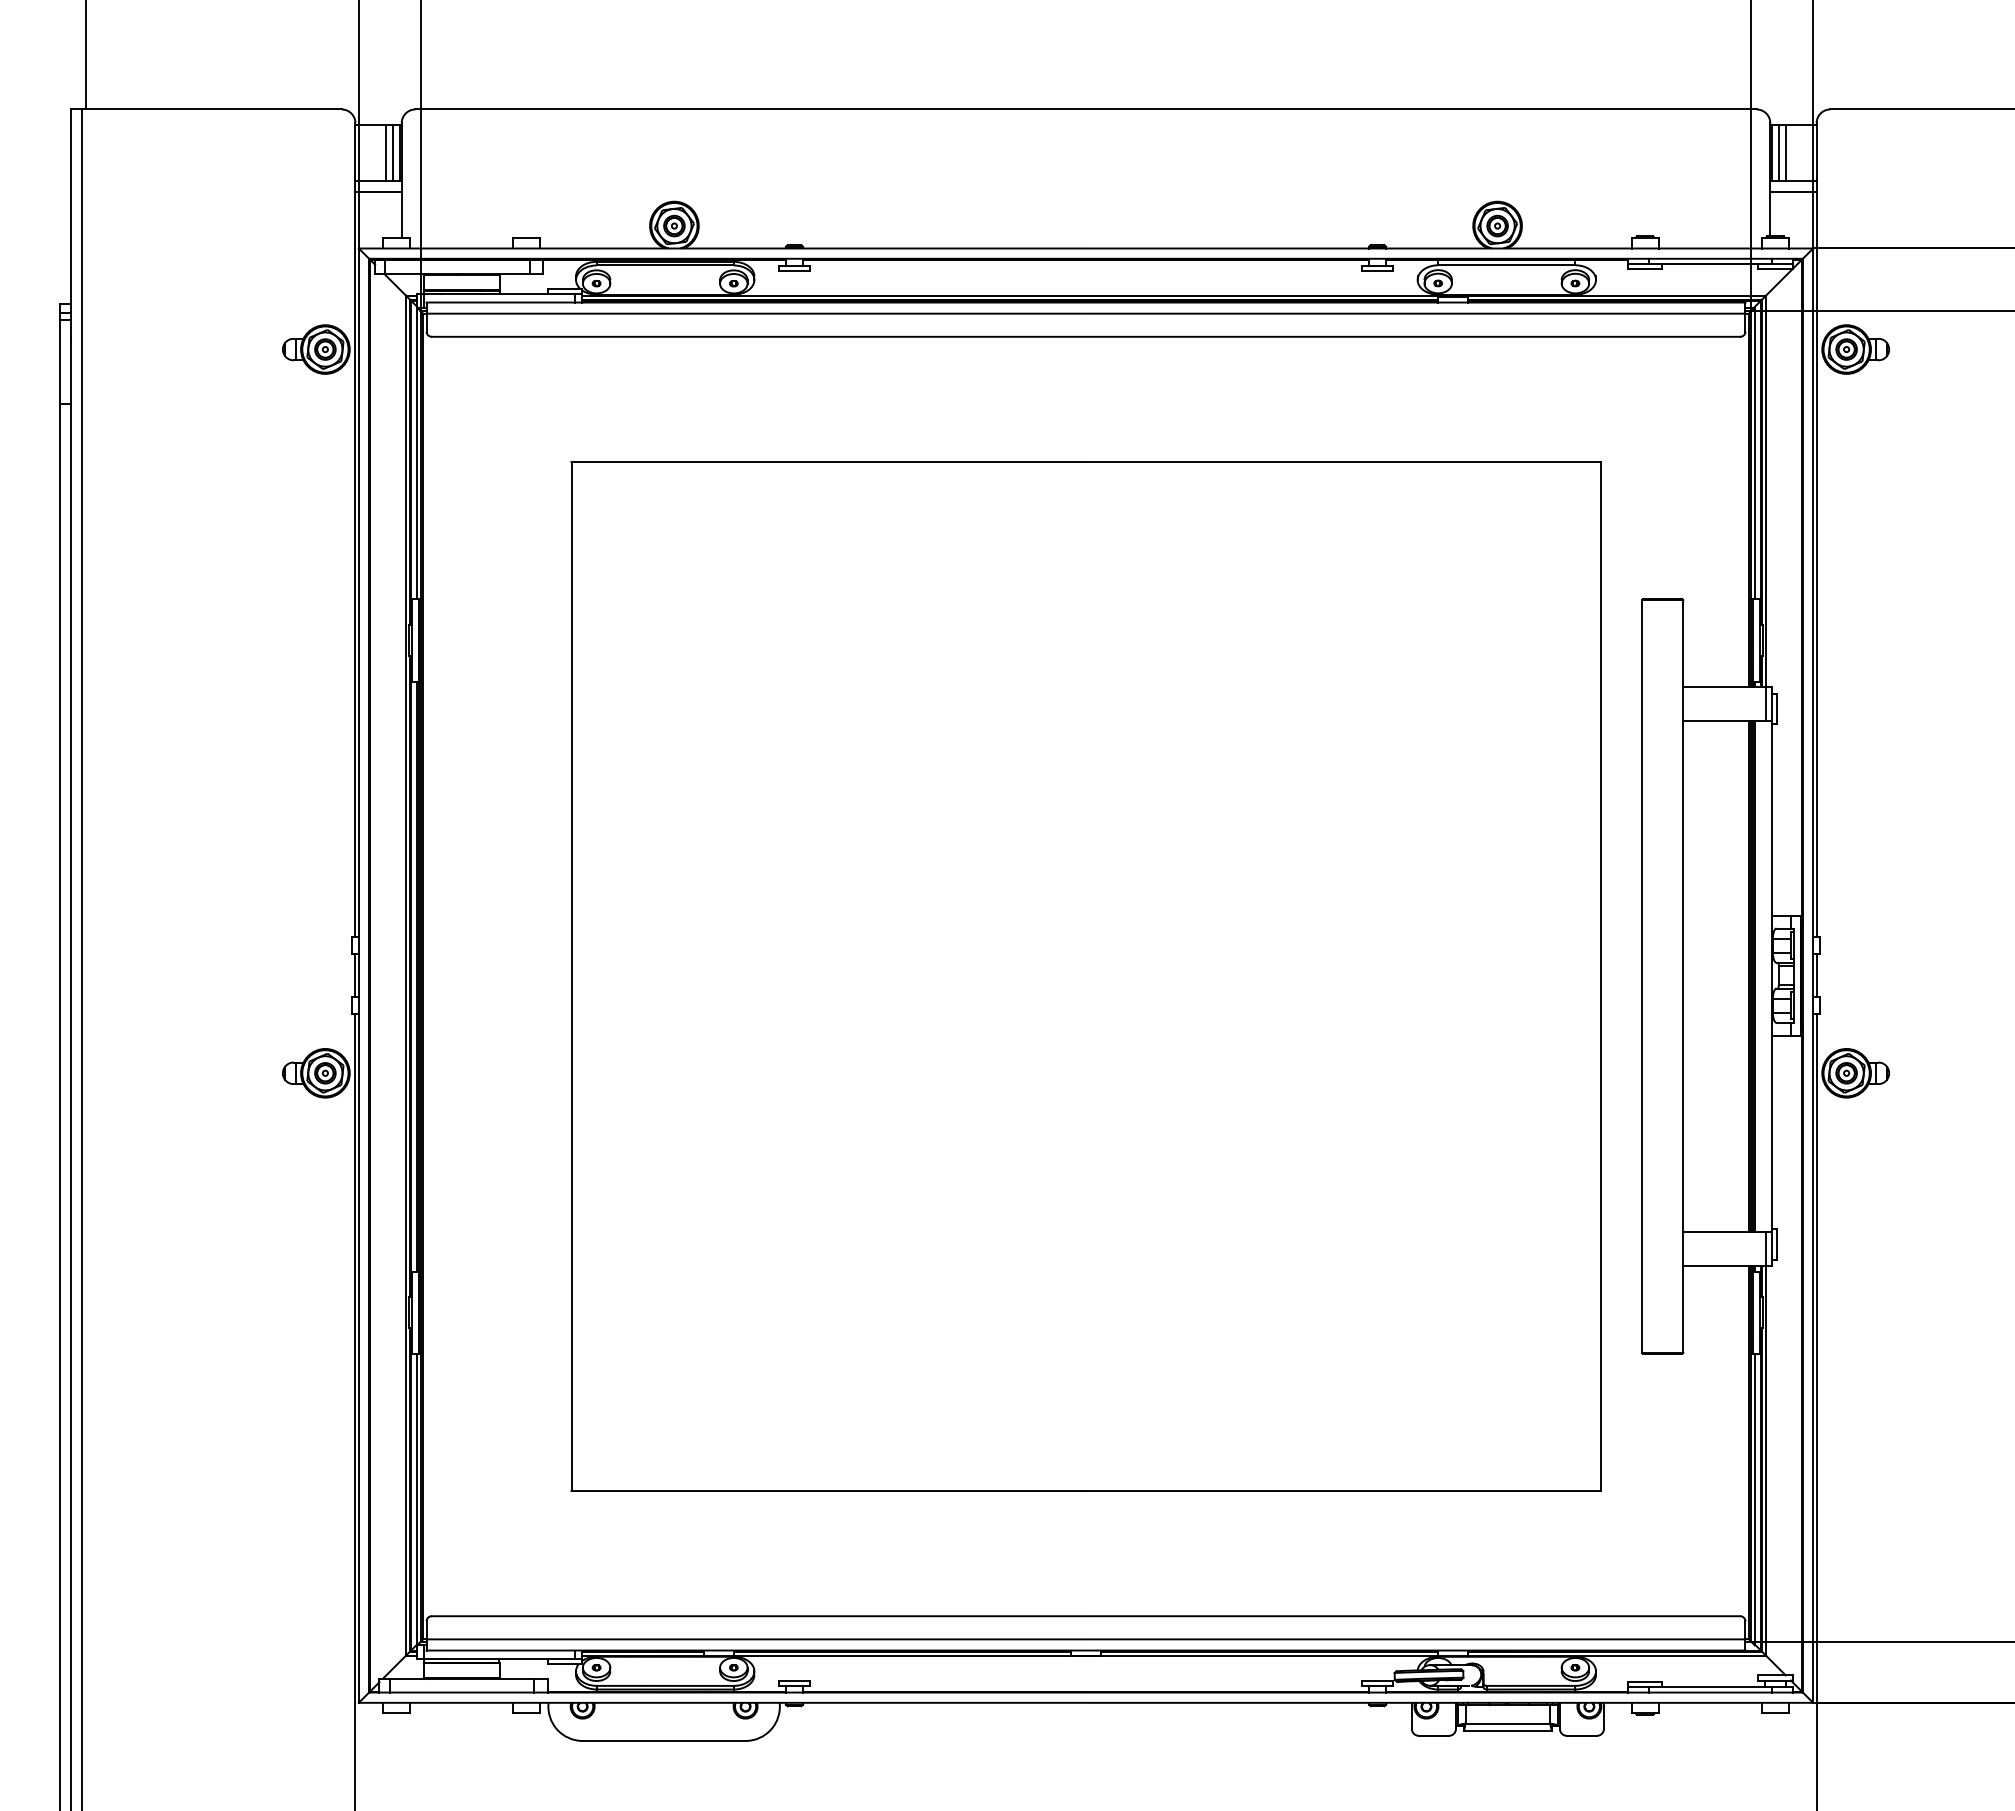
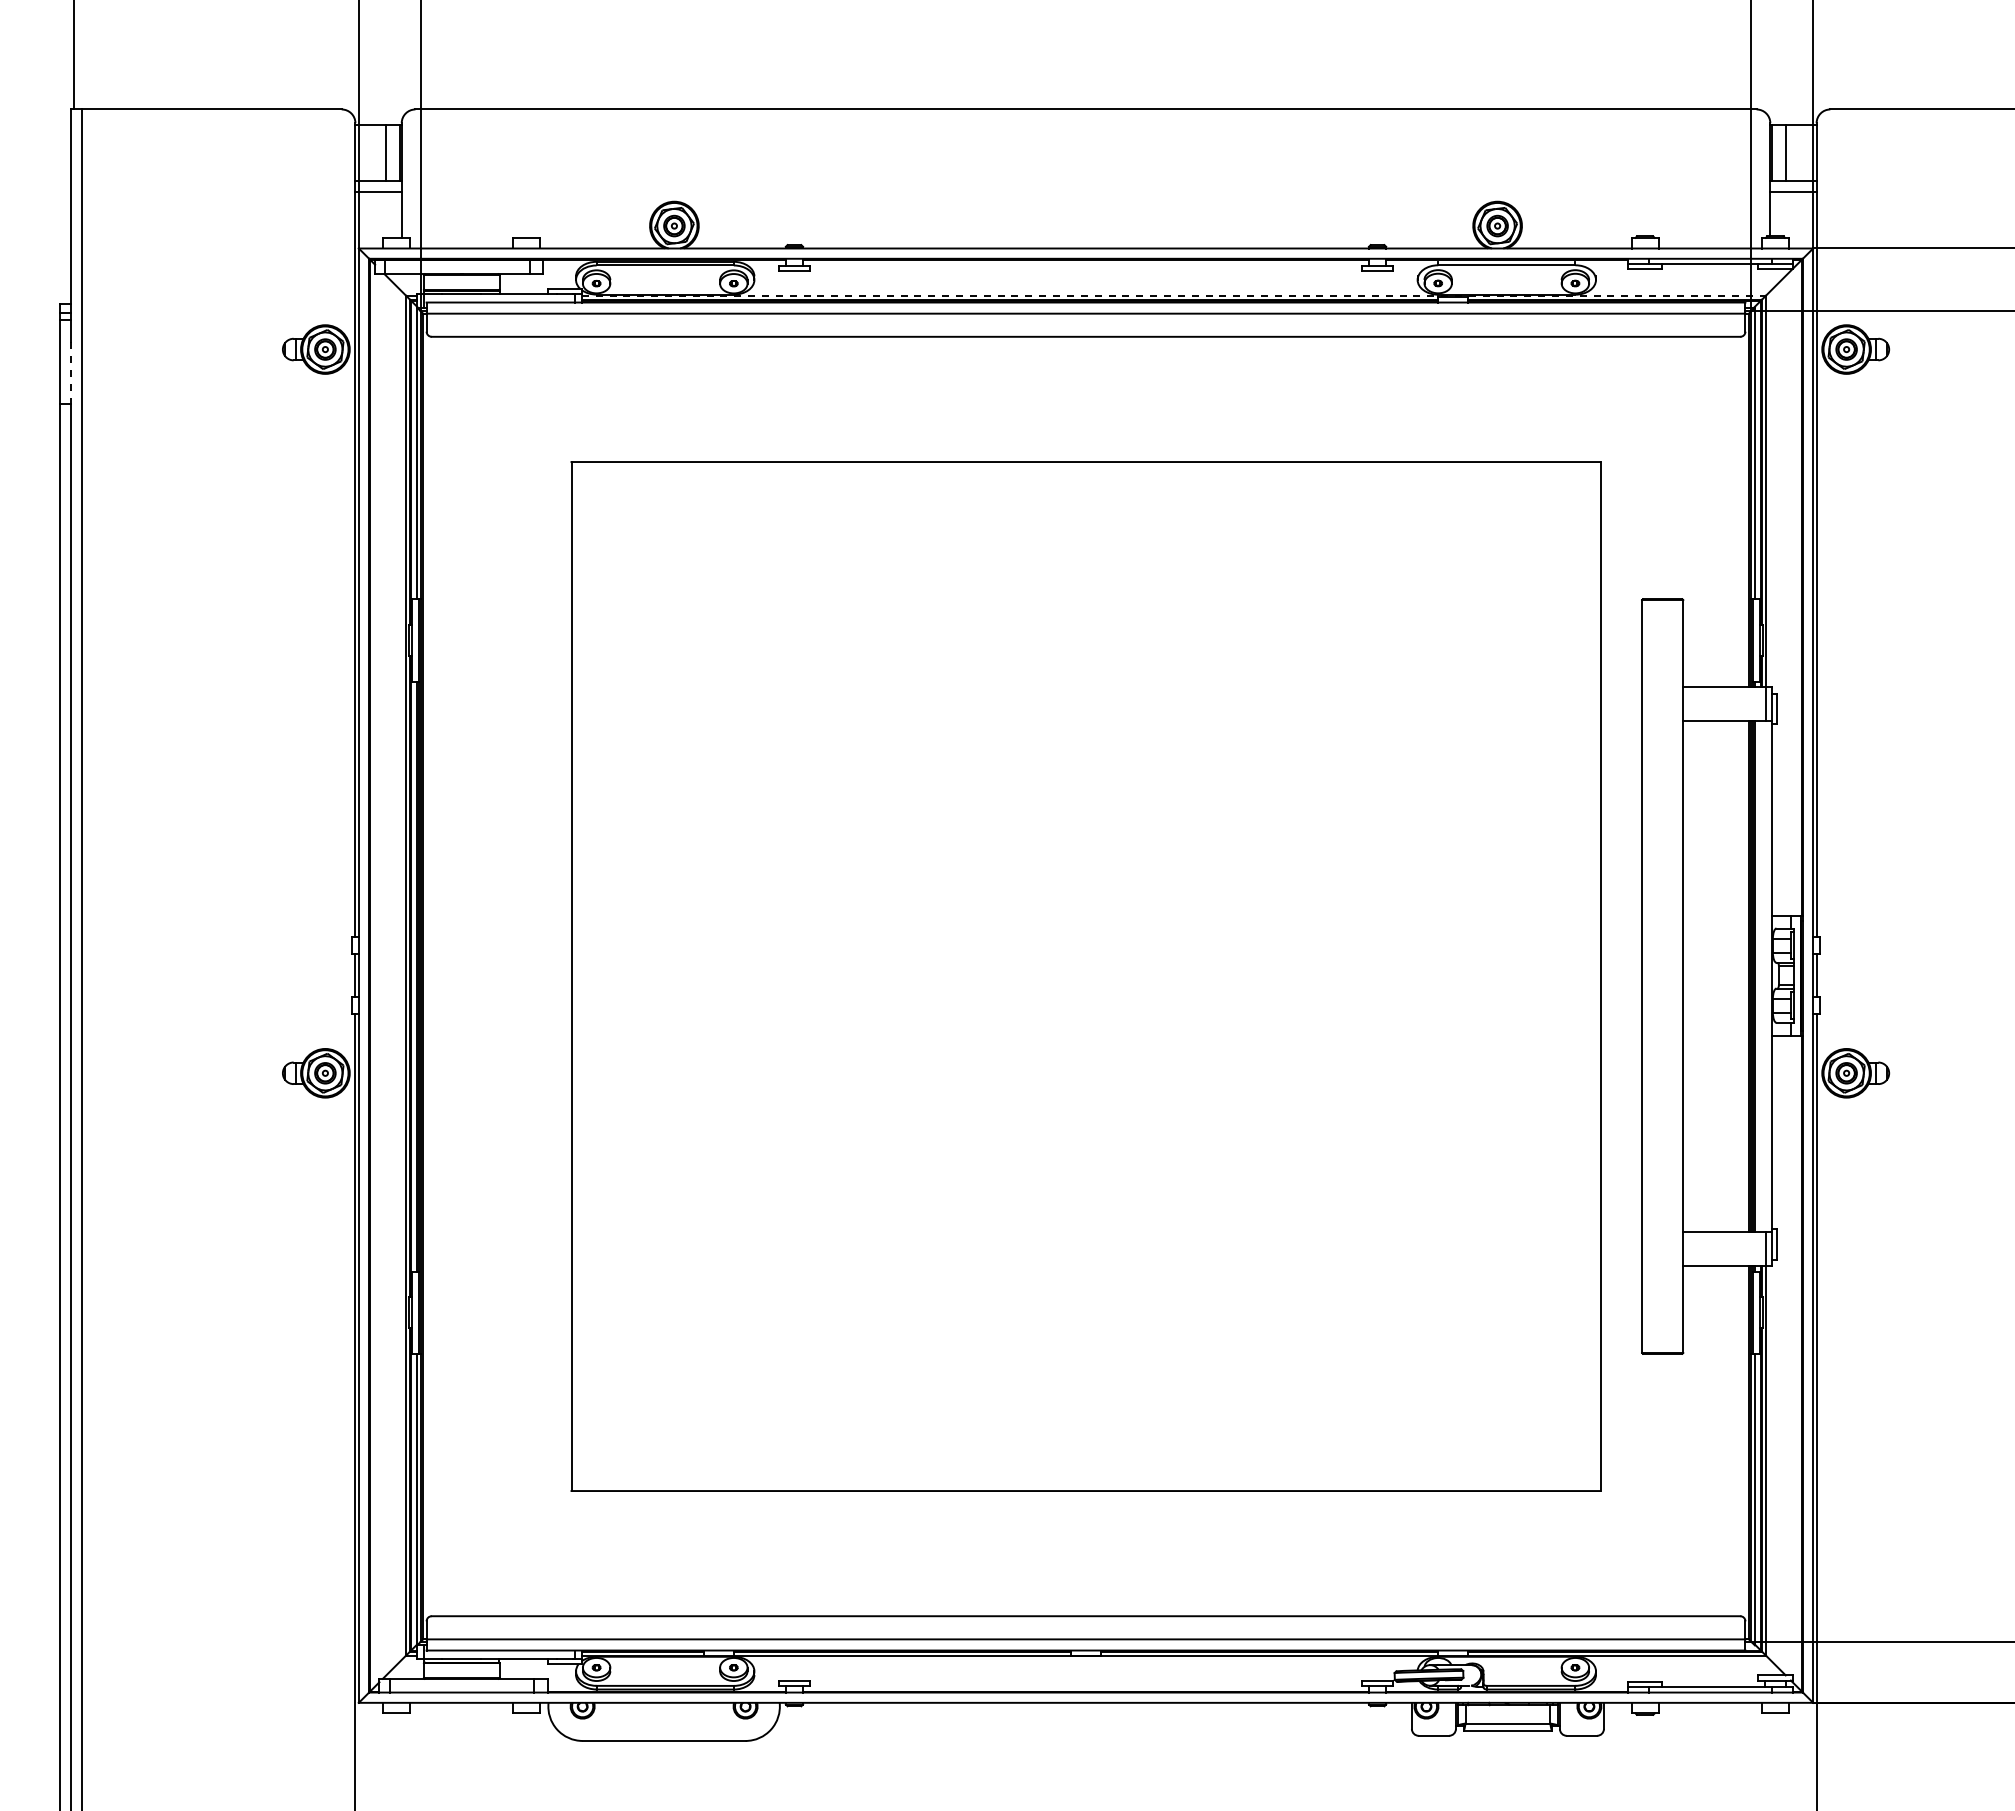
line position: (86, 55) -> (74, 55) (74, 55)
line: present -> none (393, 152)
line: present -> none (1778, 152)
line: solid -> dashed (1174, 295)
line: solid -> dashed (70, 372)
